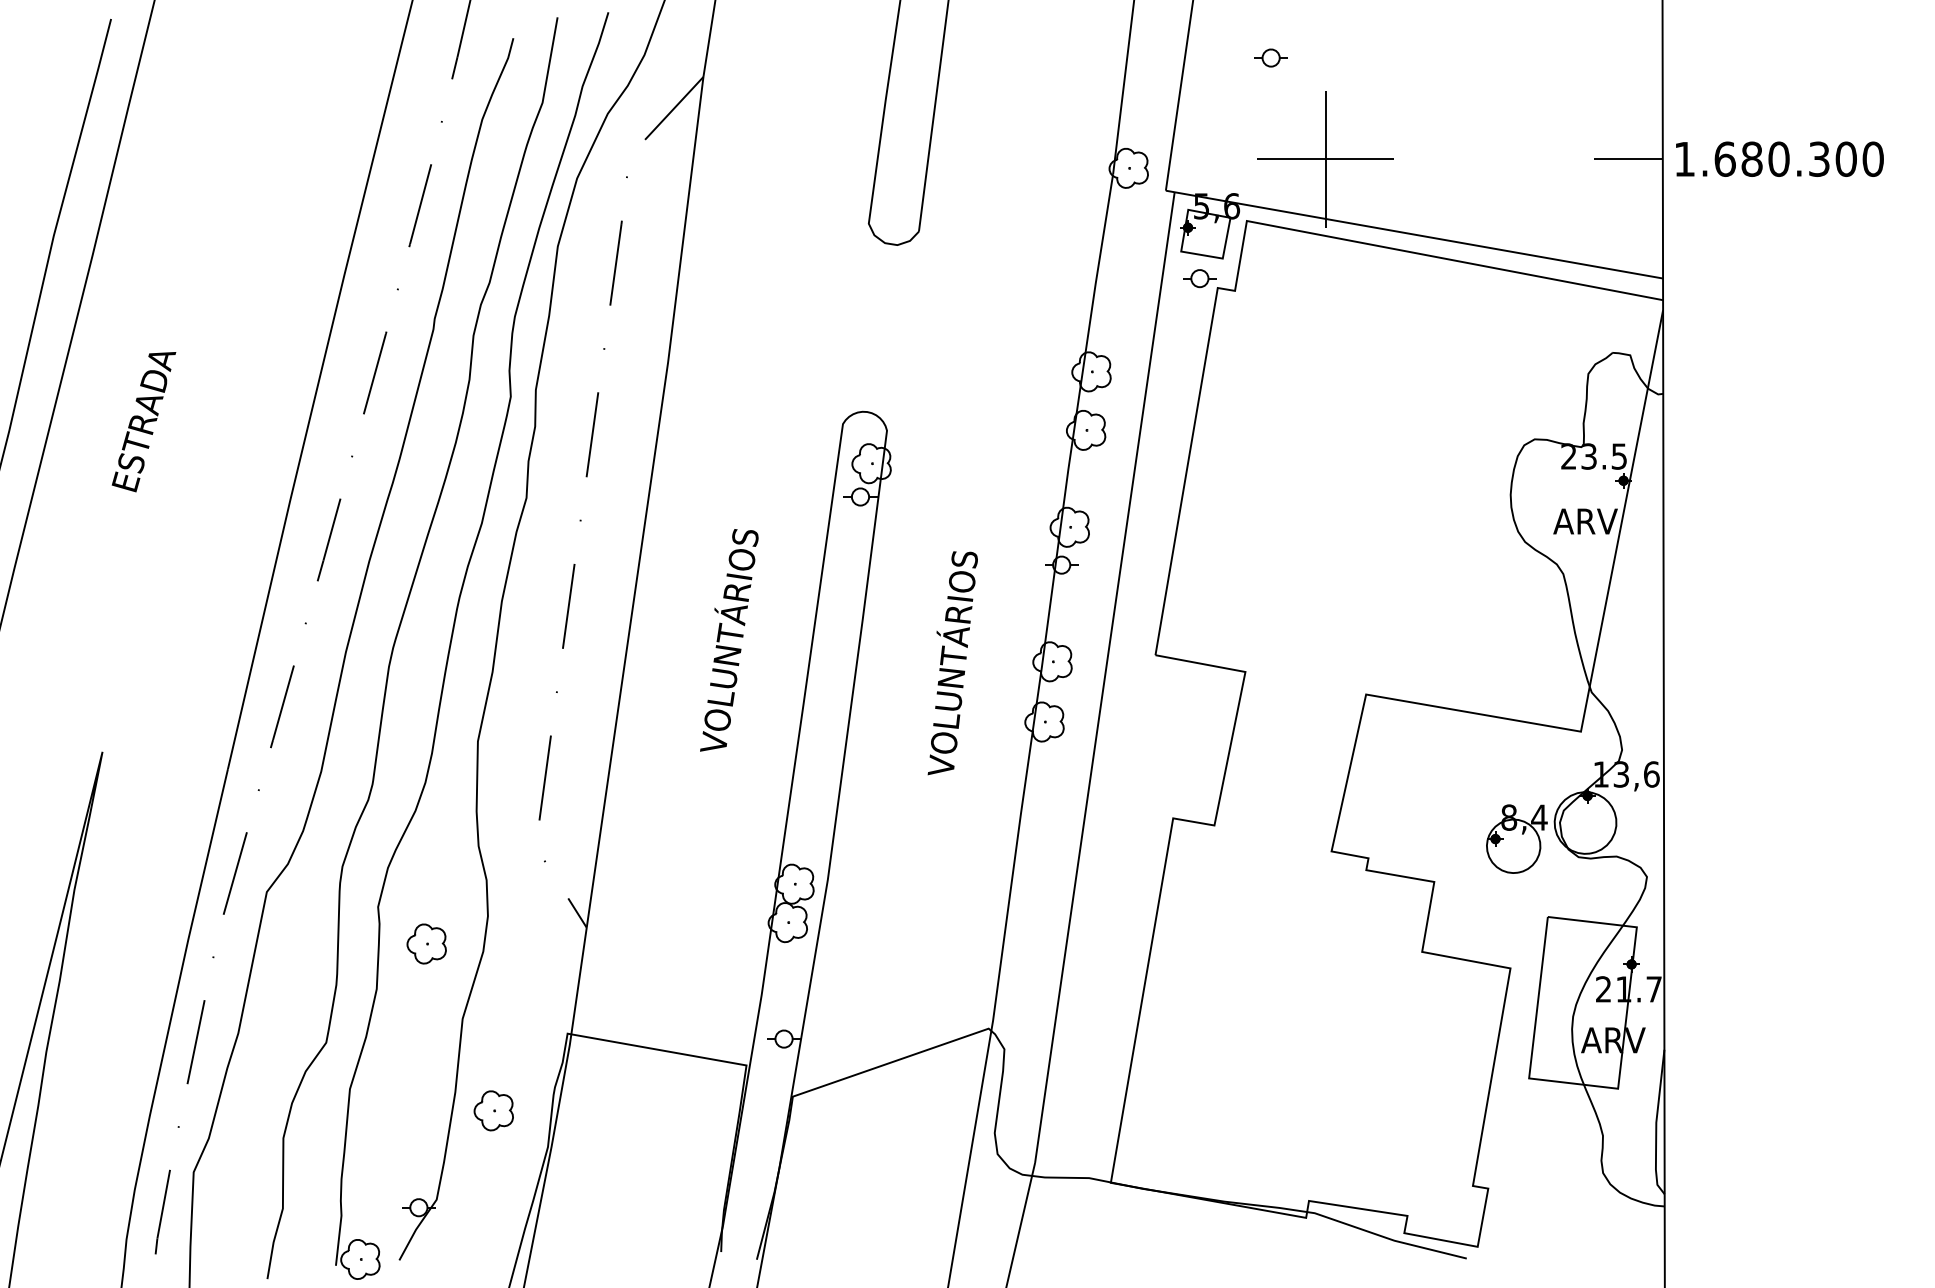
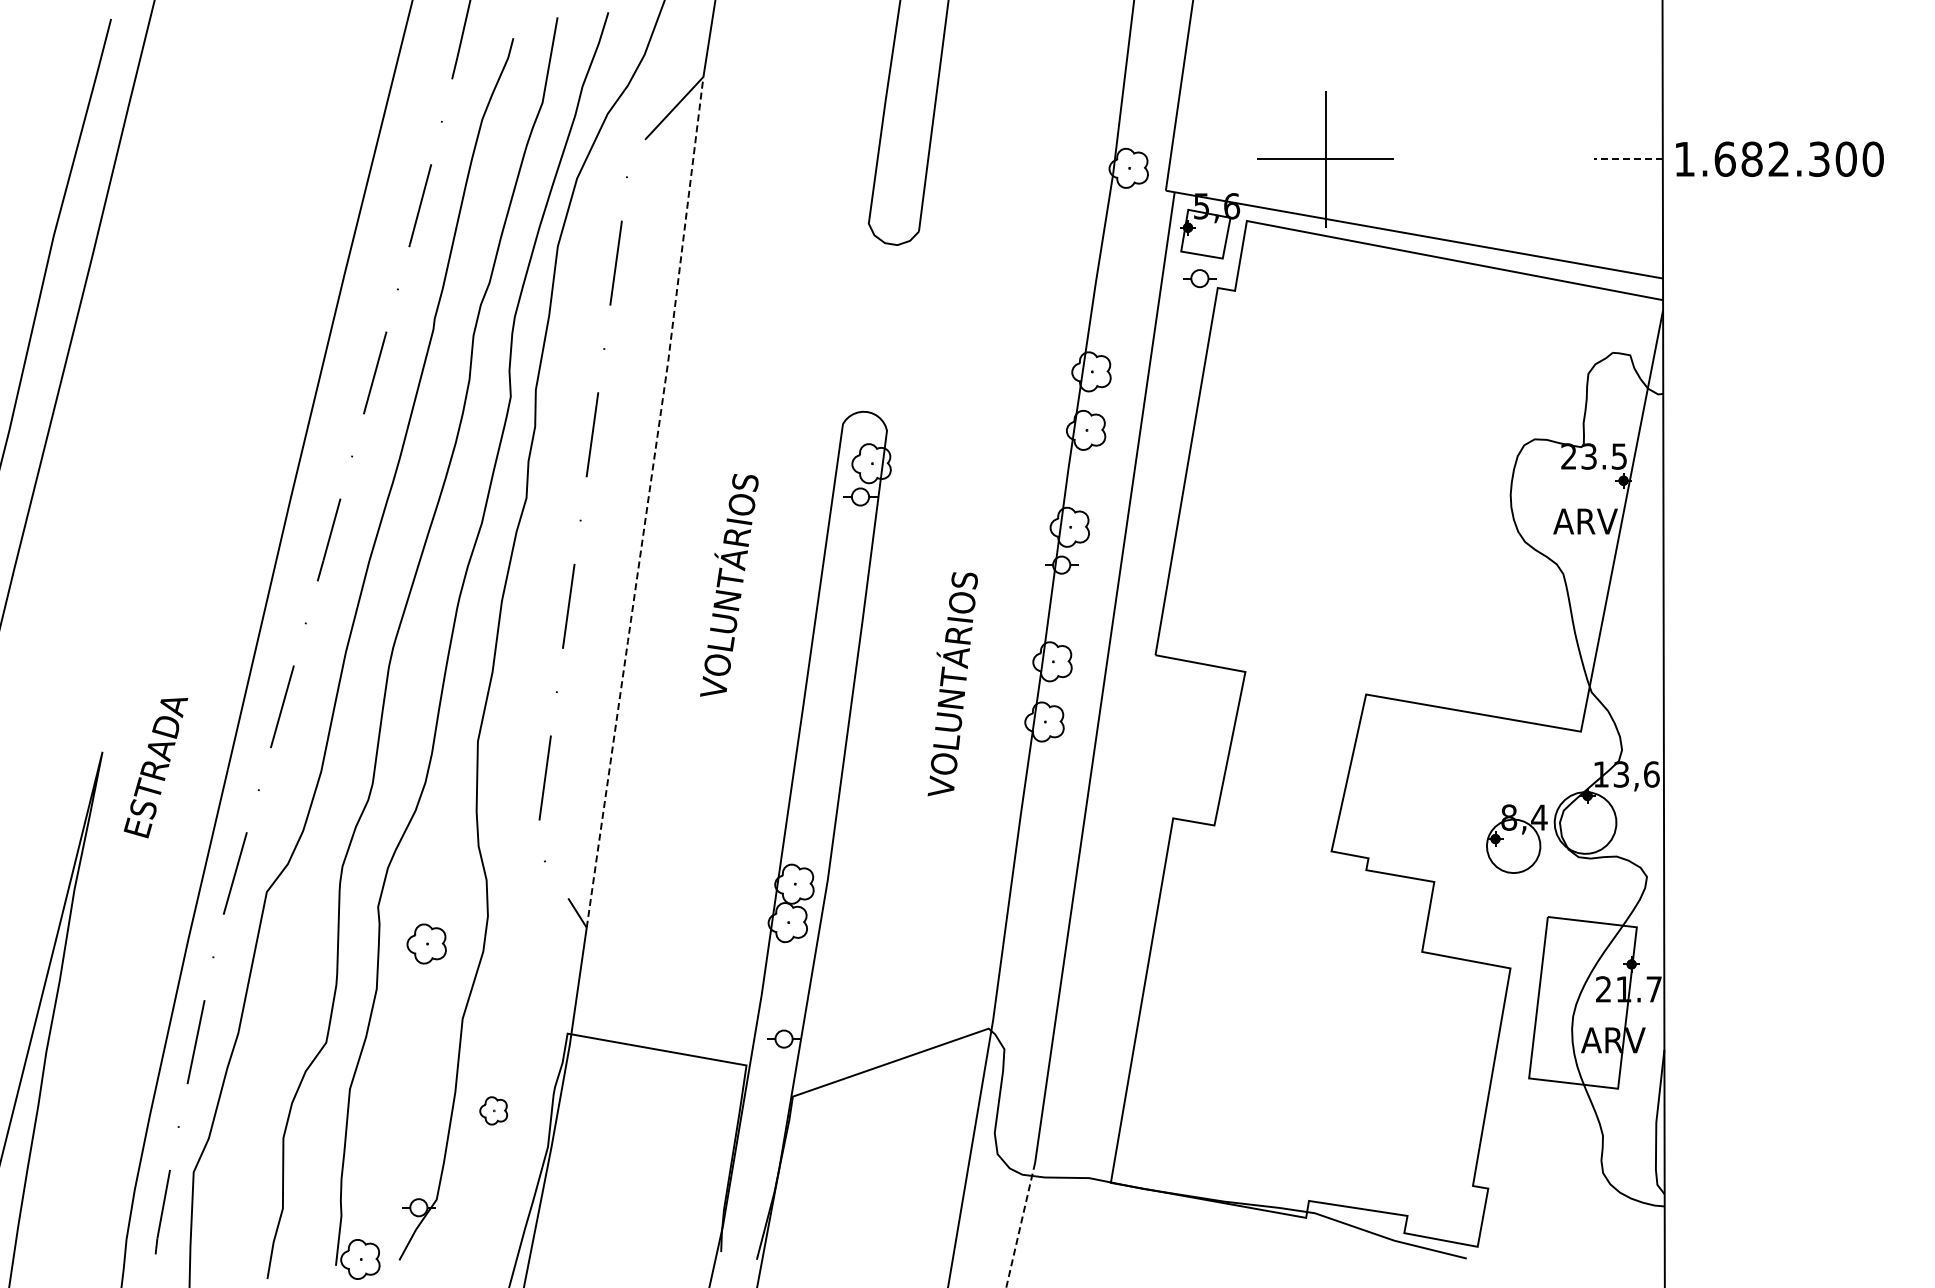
part: present -> none (1270, 57)
text: 1.680.300 -> 1.682.300 (1778, 158)
line: solid -> dashed (1628, 159)
text position: (143, 422) -> (155, 768) (155, 768)
line: solid -> dashed (647, 502)
text position: (729, 640) -> (729, 585) (729, 585)
text position: (952, 663) -> (952, 684) (952, 684)
part size: 41x42 px -> 30x30 px (493, 1110)
line: solid -> dashed (1020, 1225)
